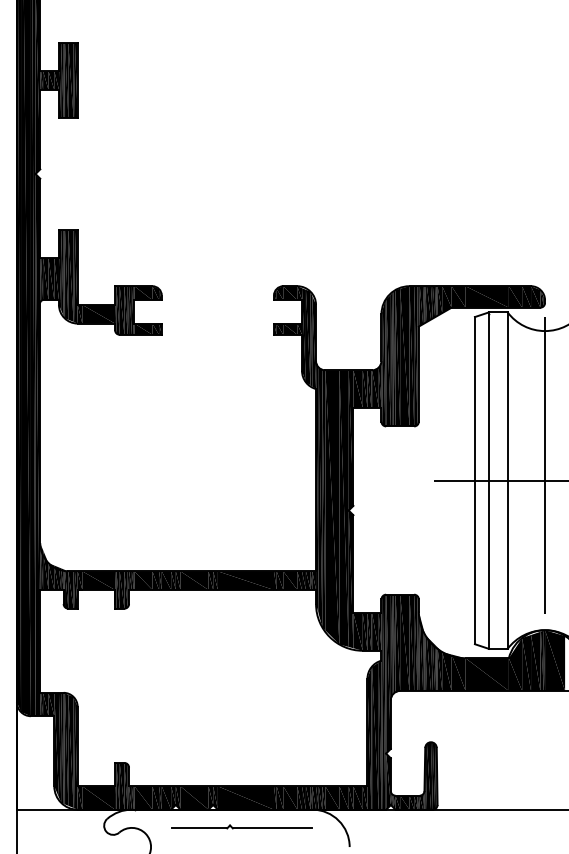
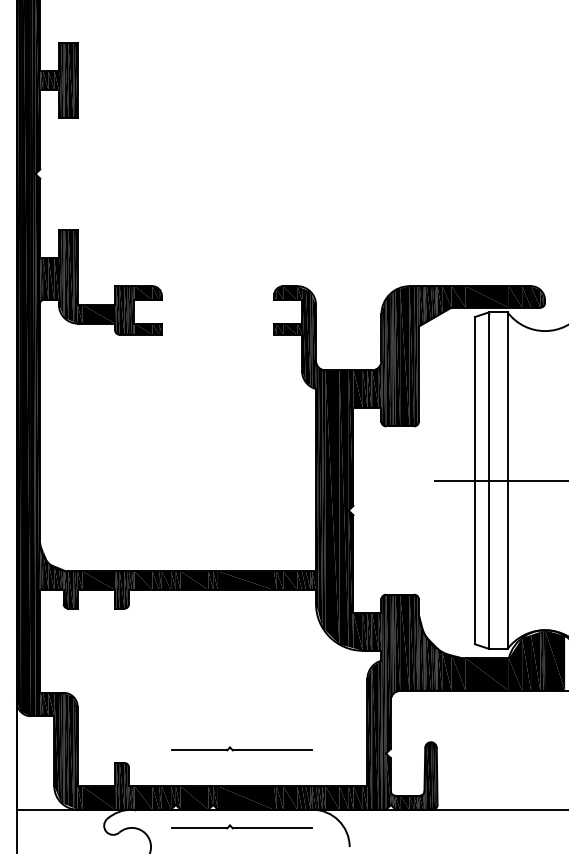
line: present -> none (545, 480)
part: none -> present (241, 748)
